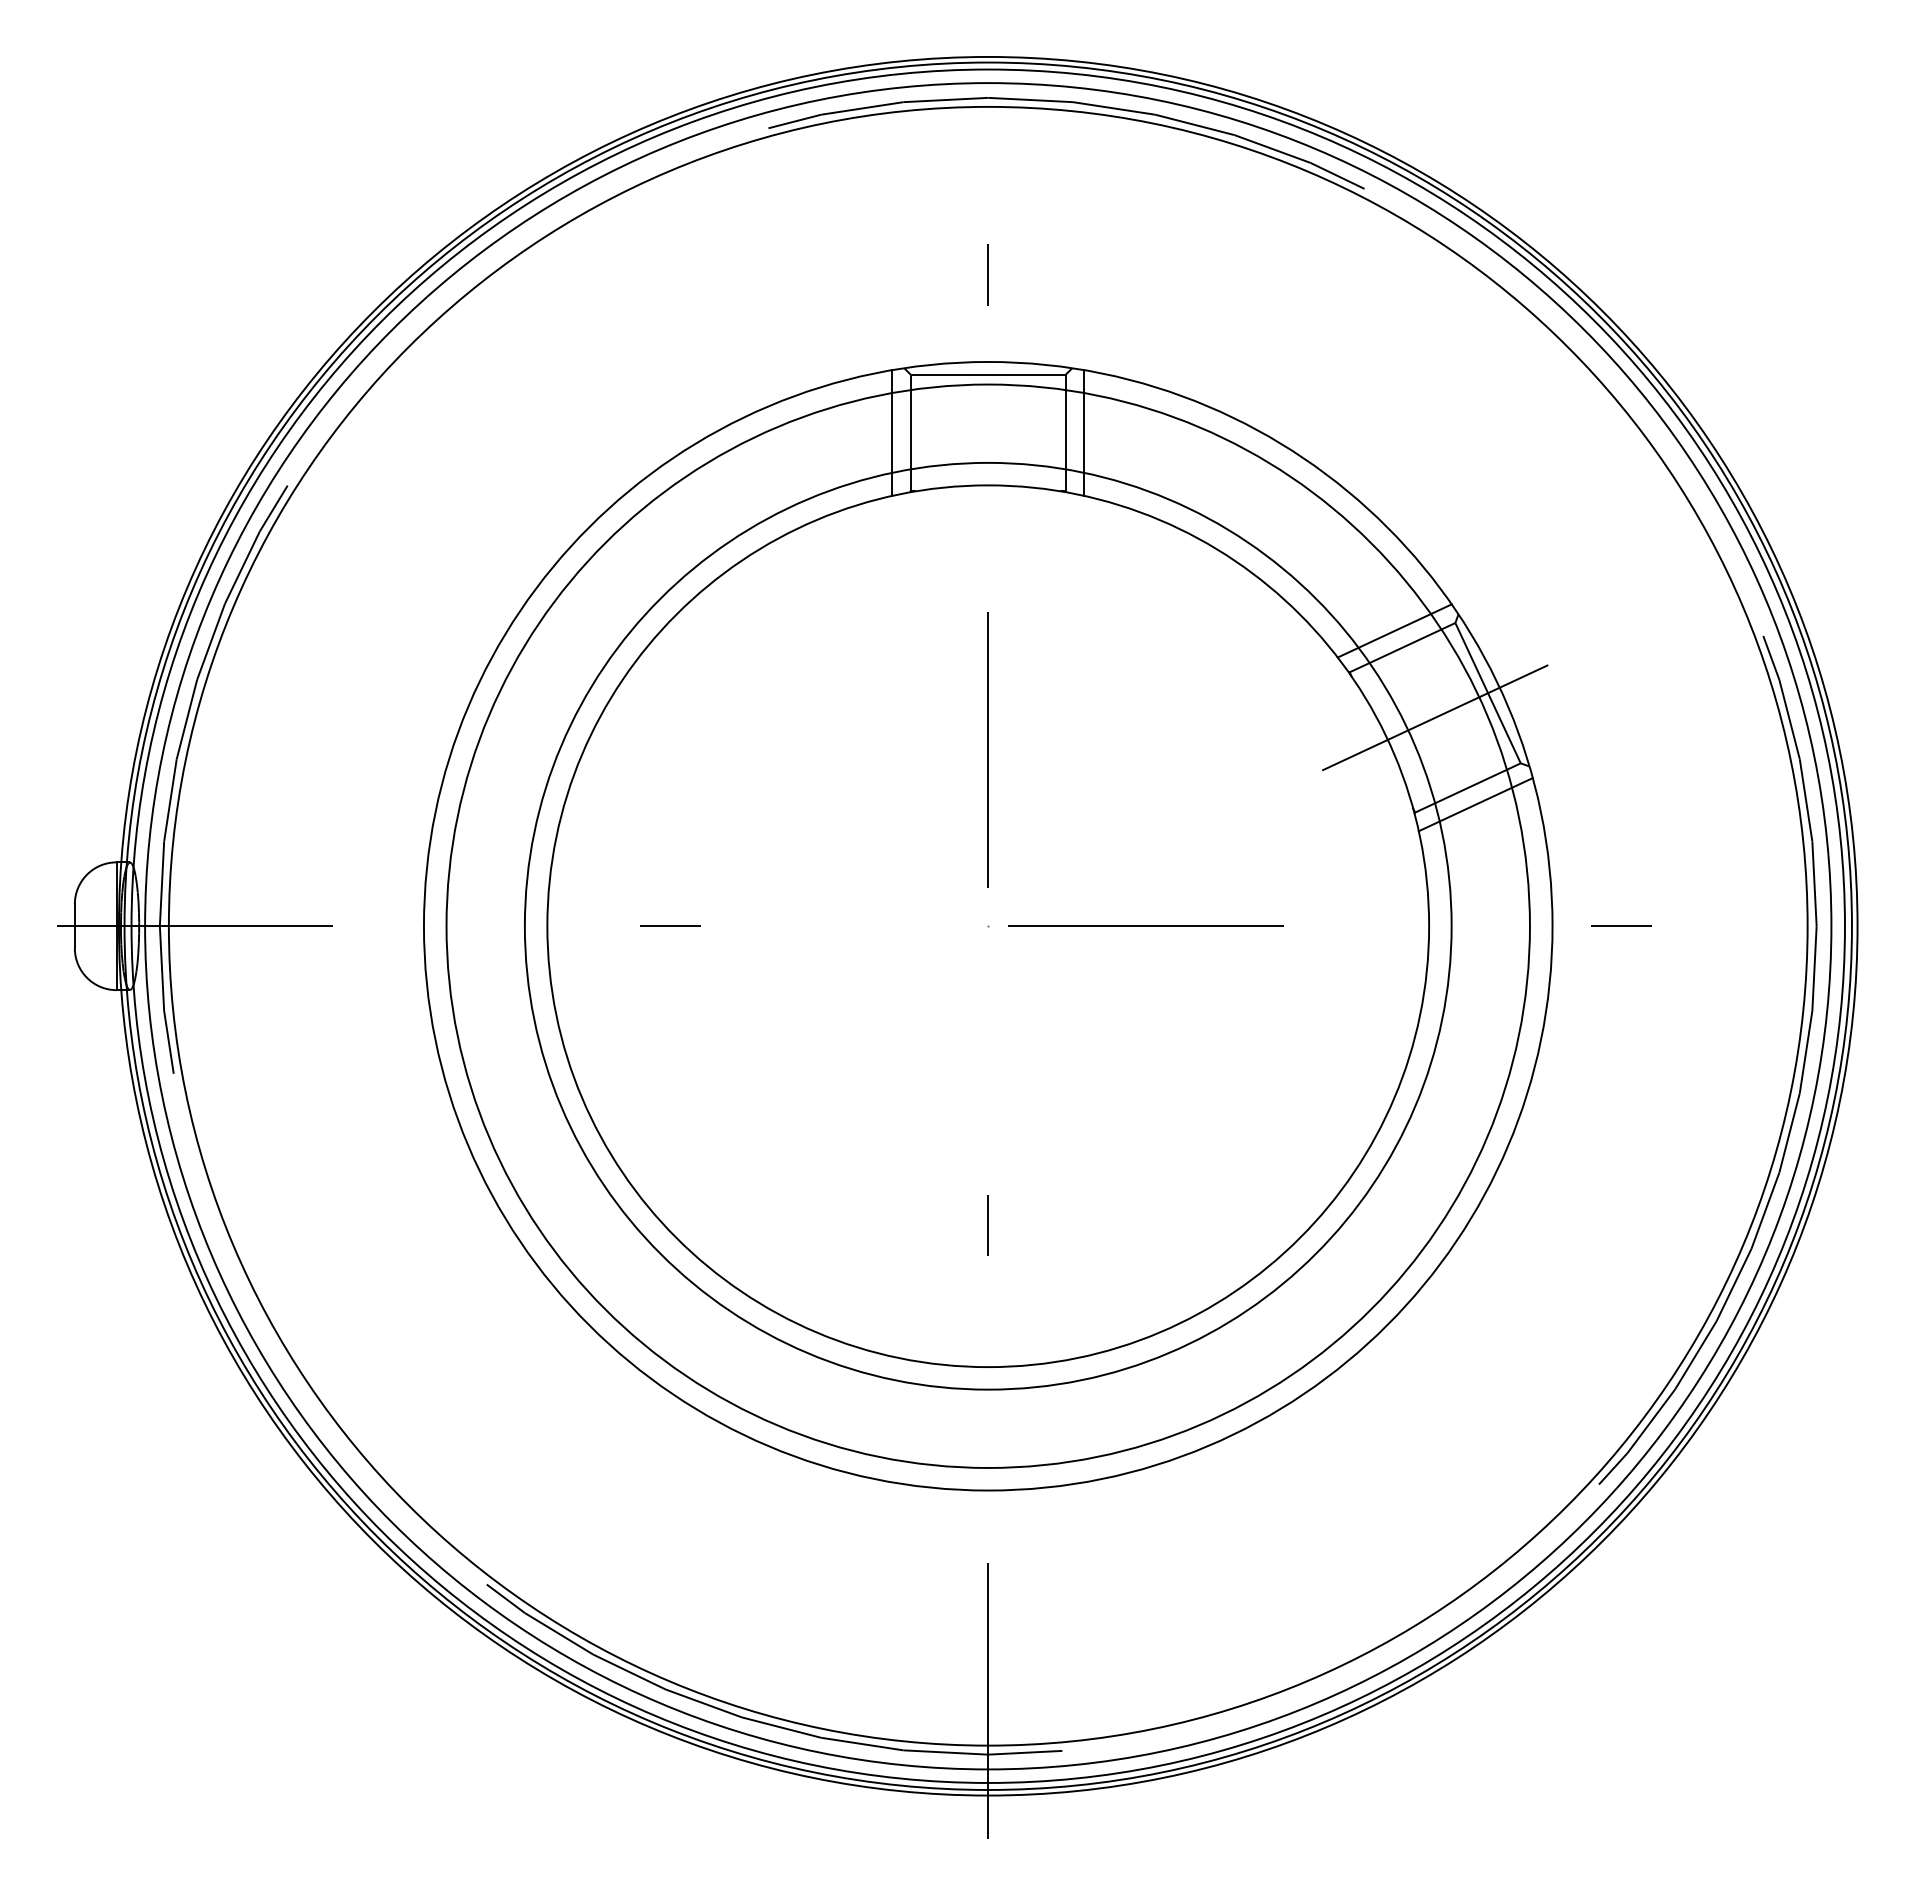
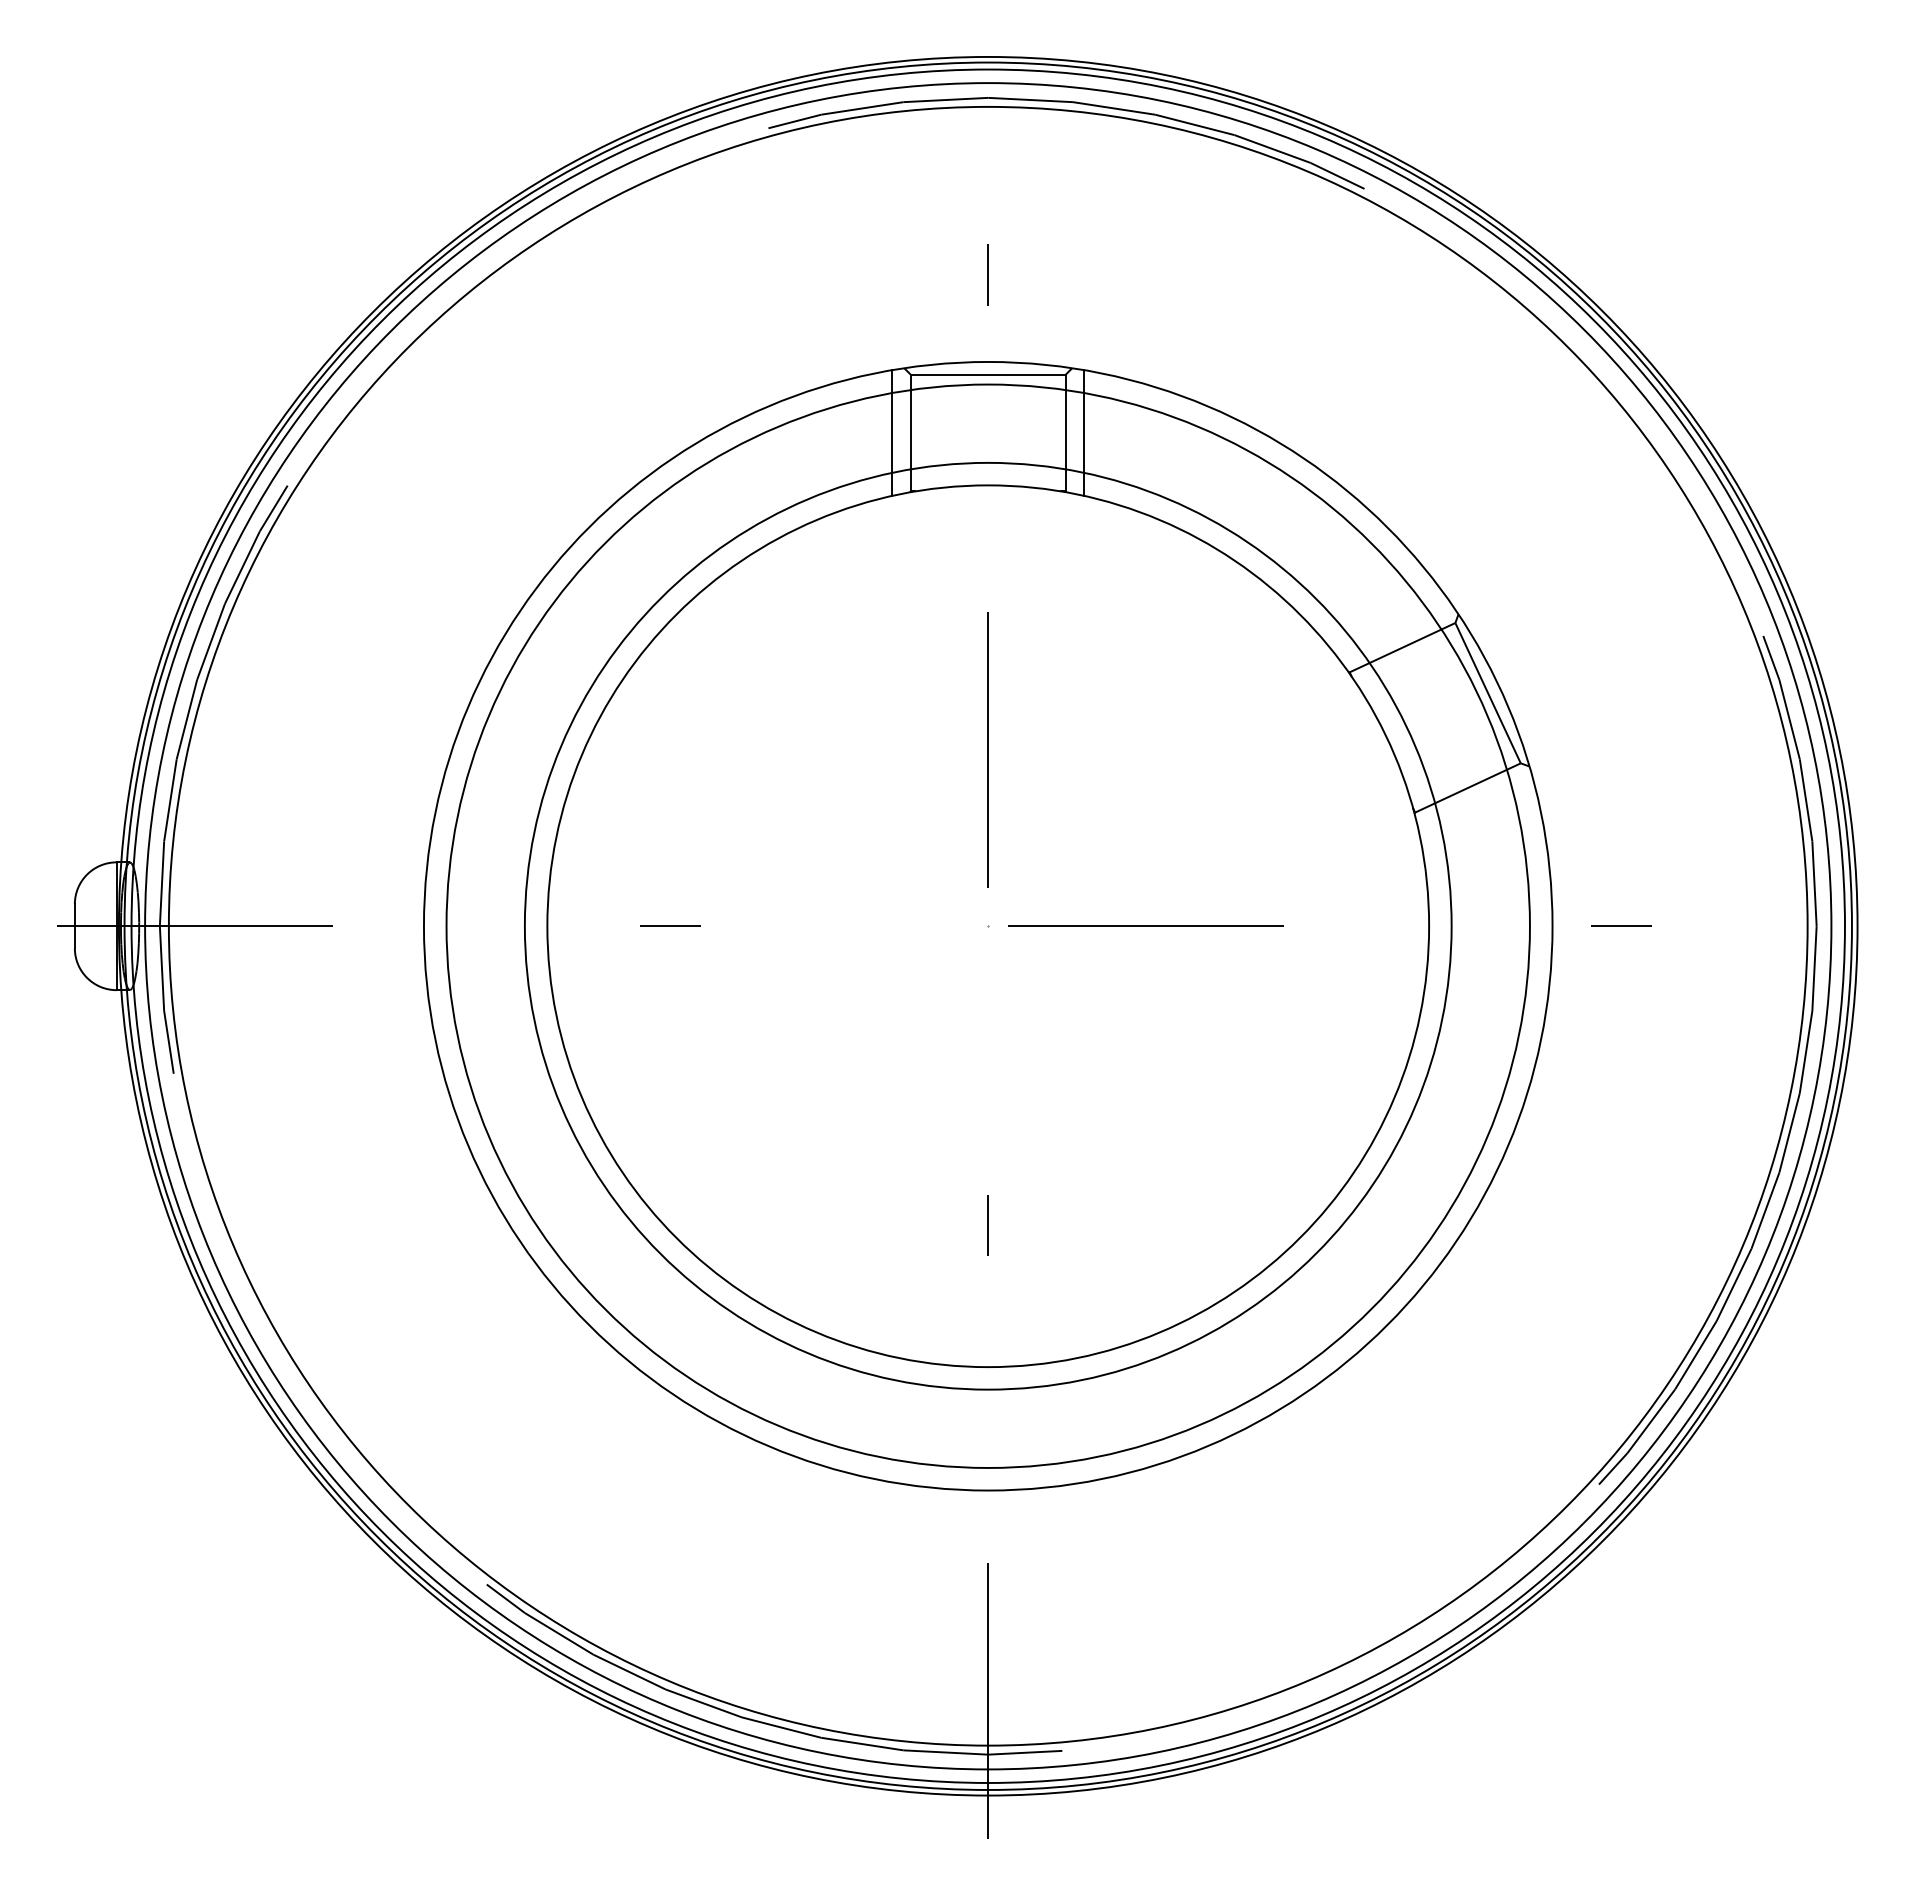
line: present -> none (1394, 630)
line: present -> none (1435, 717)
line: present -> none (1475, 804)
